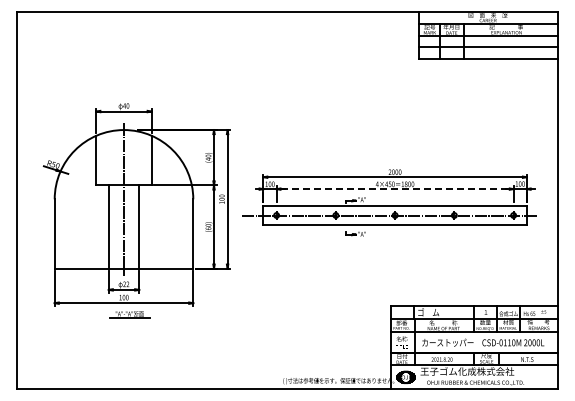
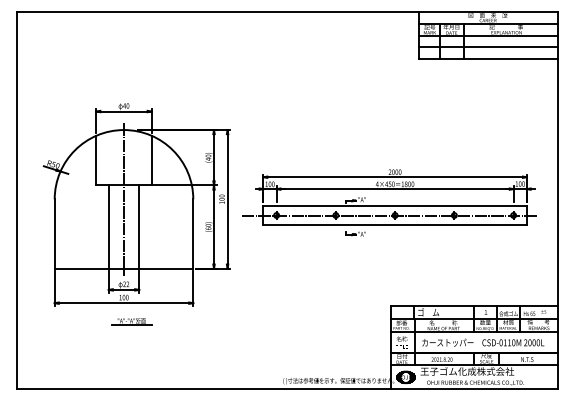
line: dashed -> solid (395, 189)
part position: (129, 314) -> (131, 321) (131, 321)
